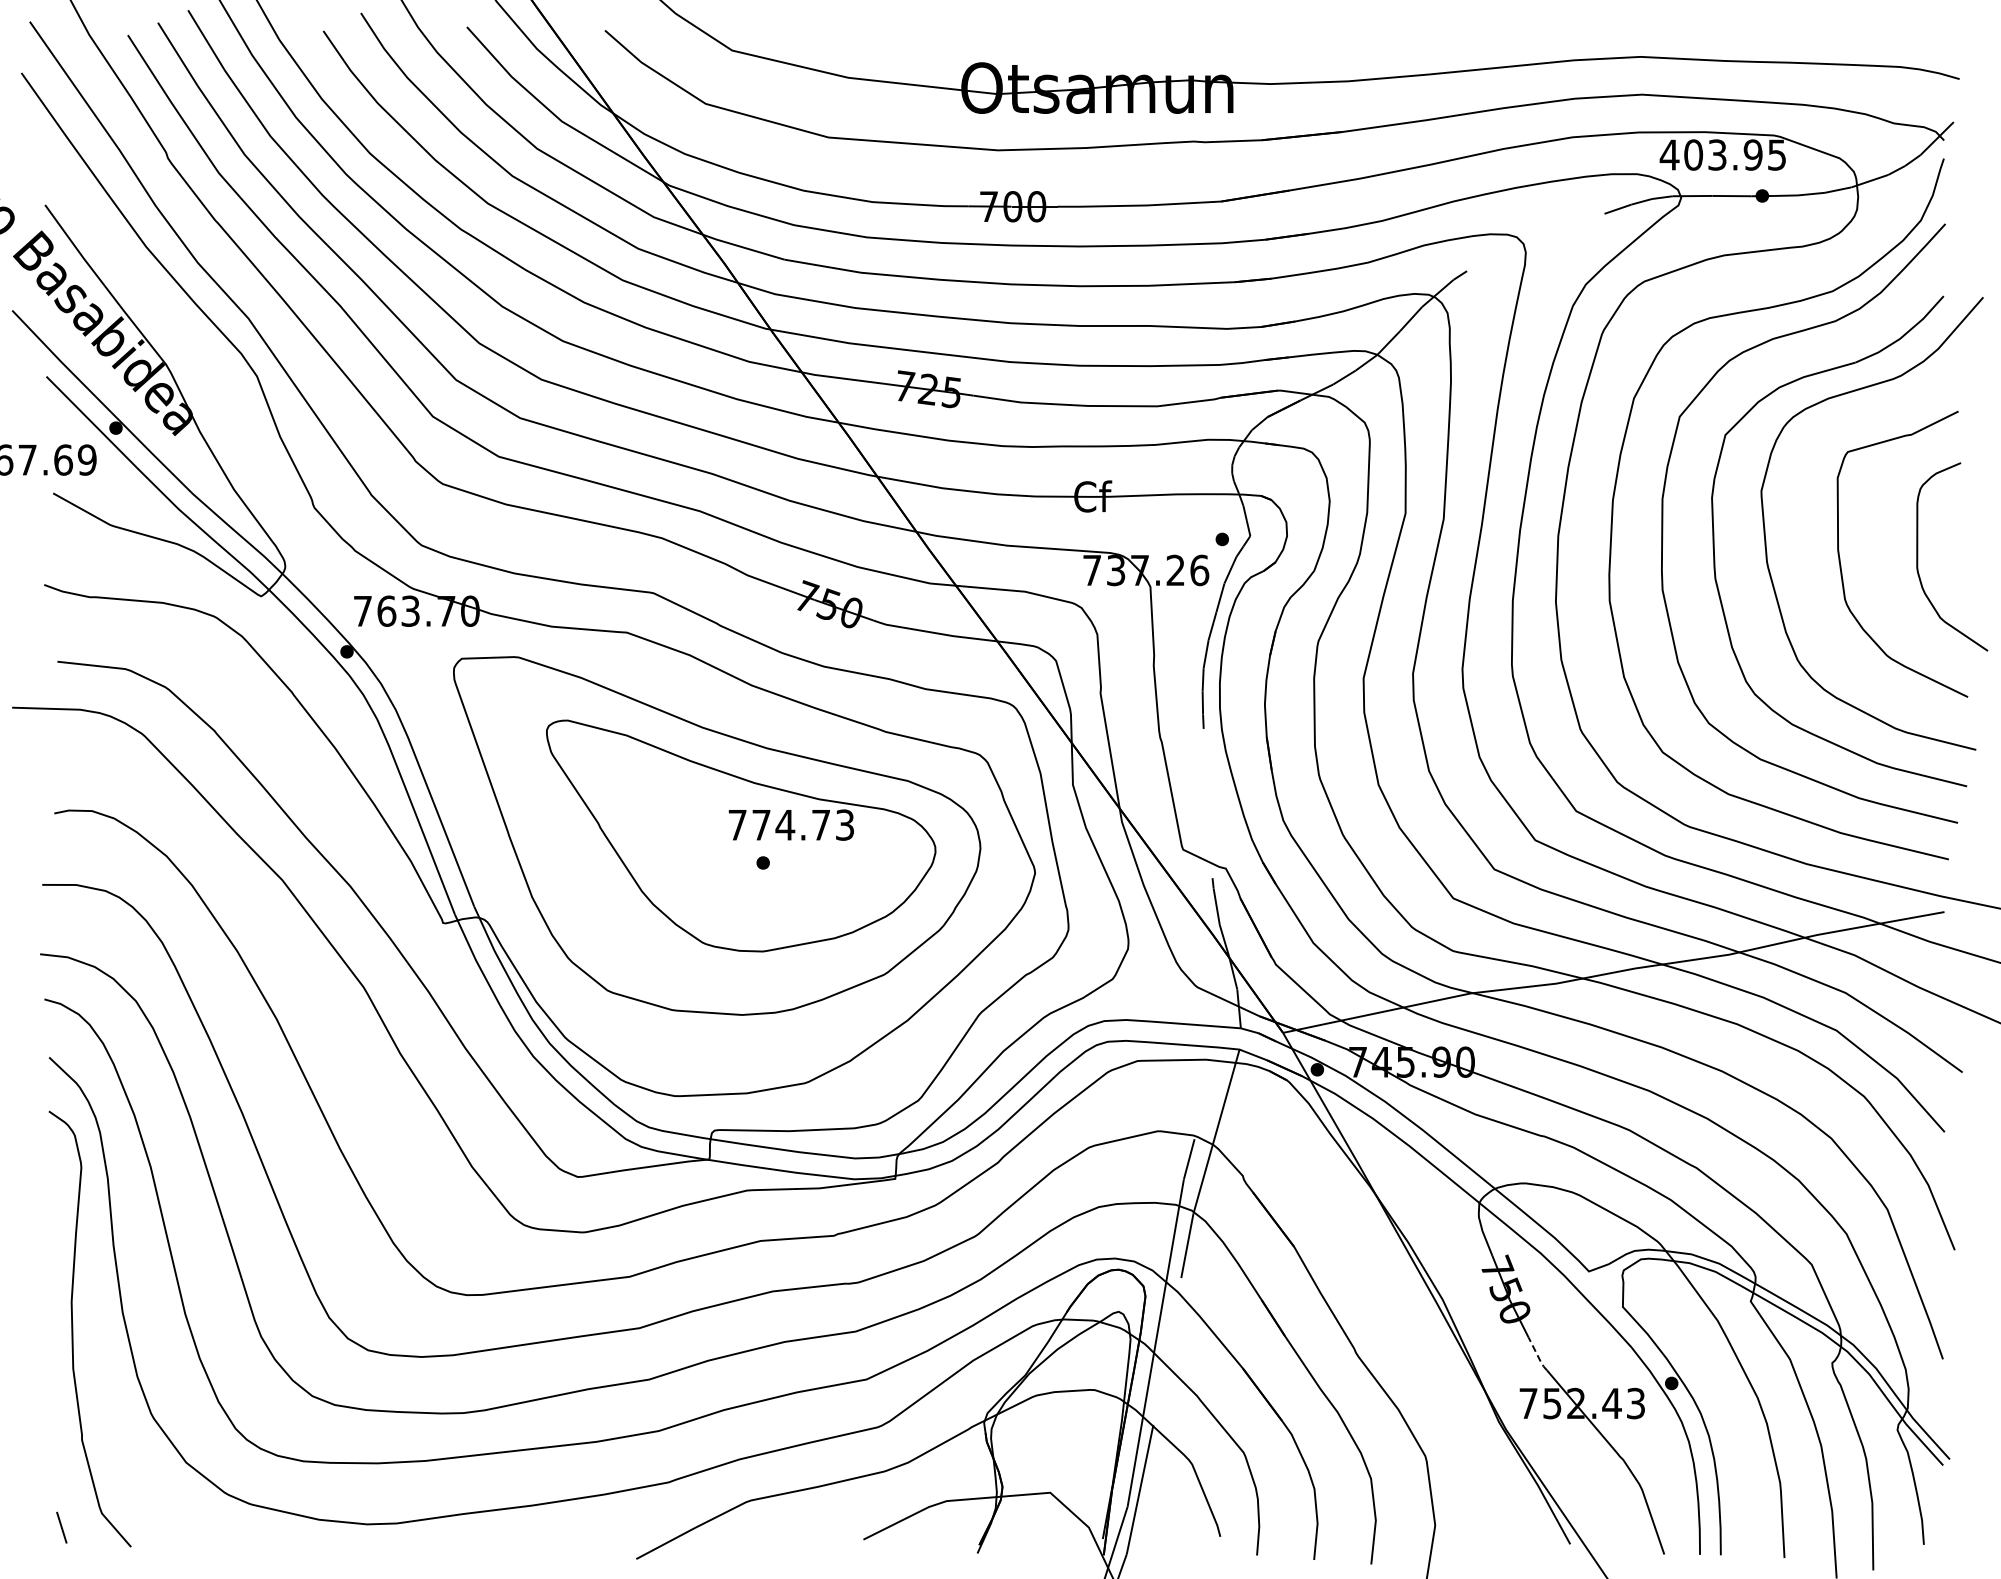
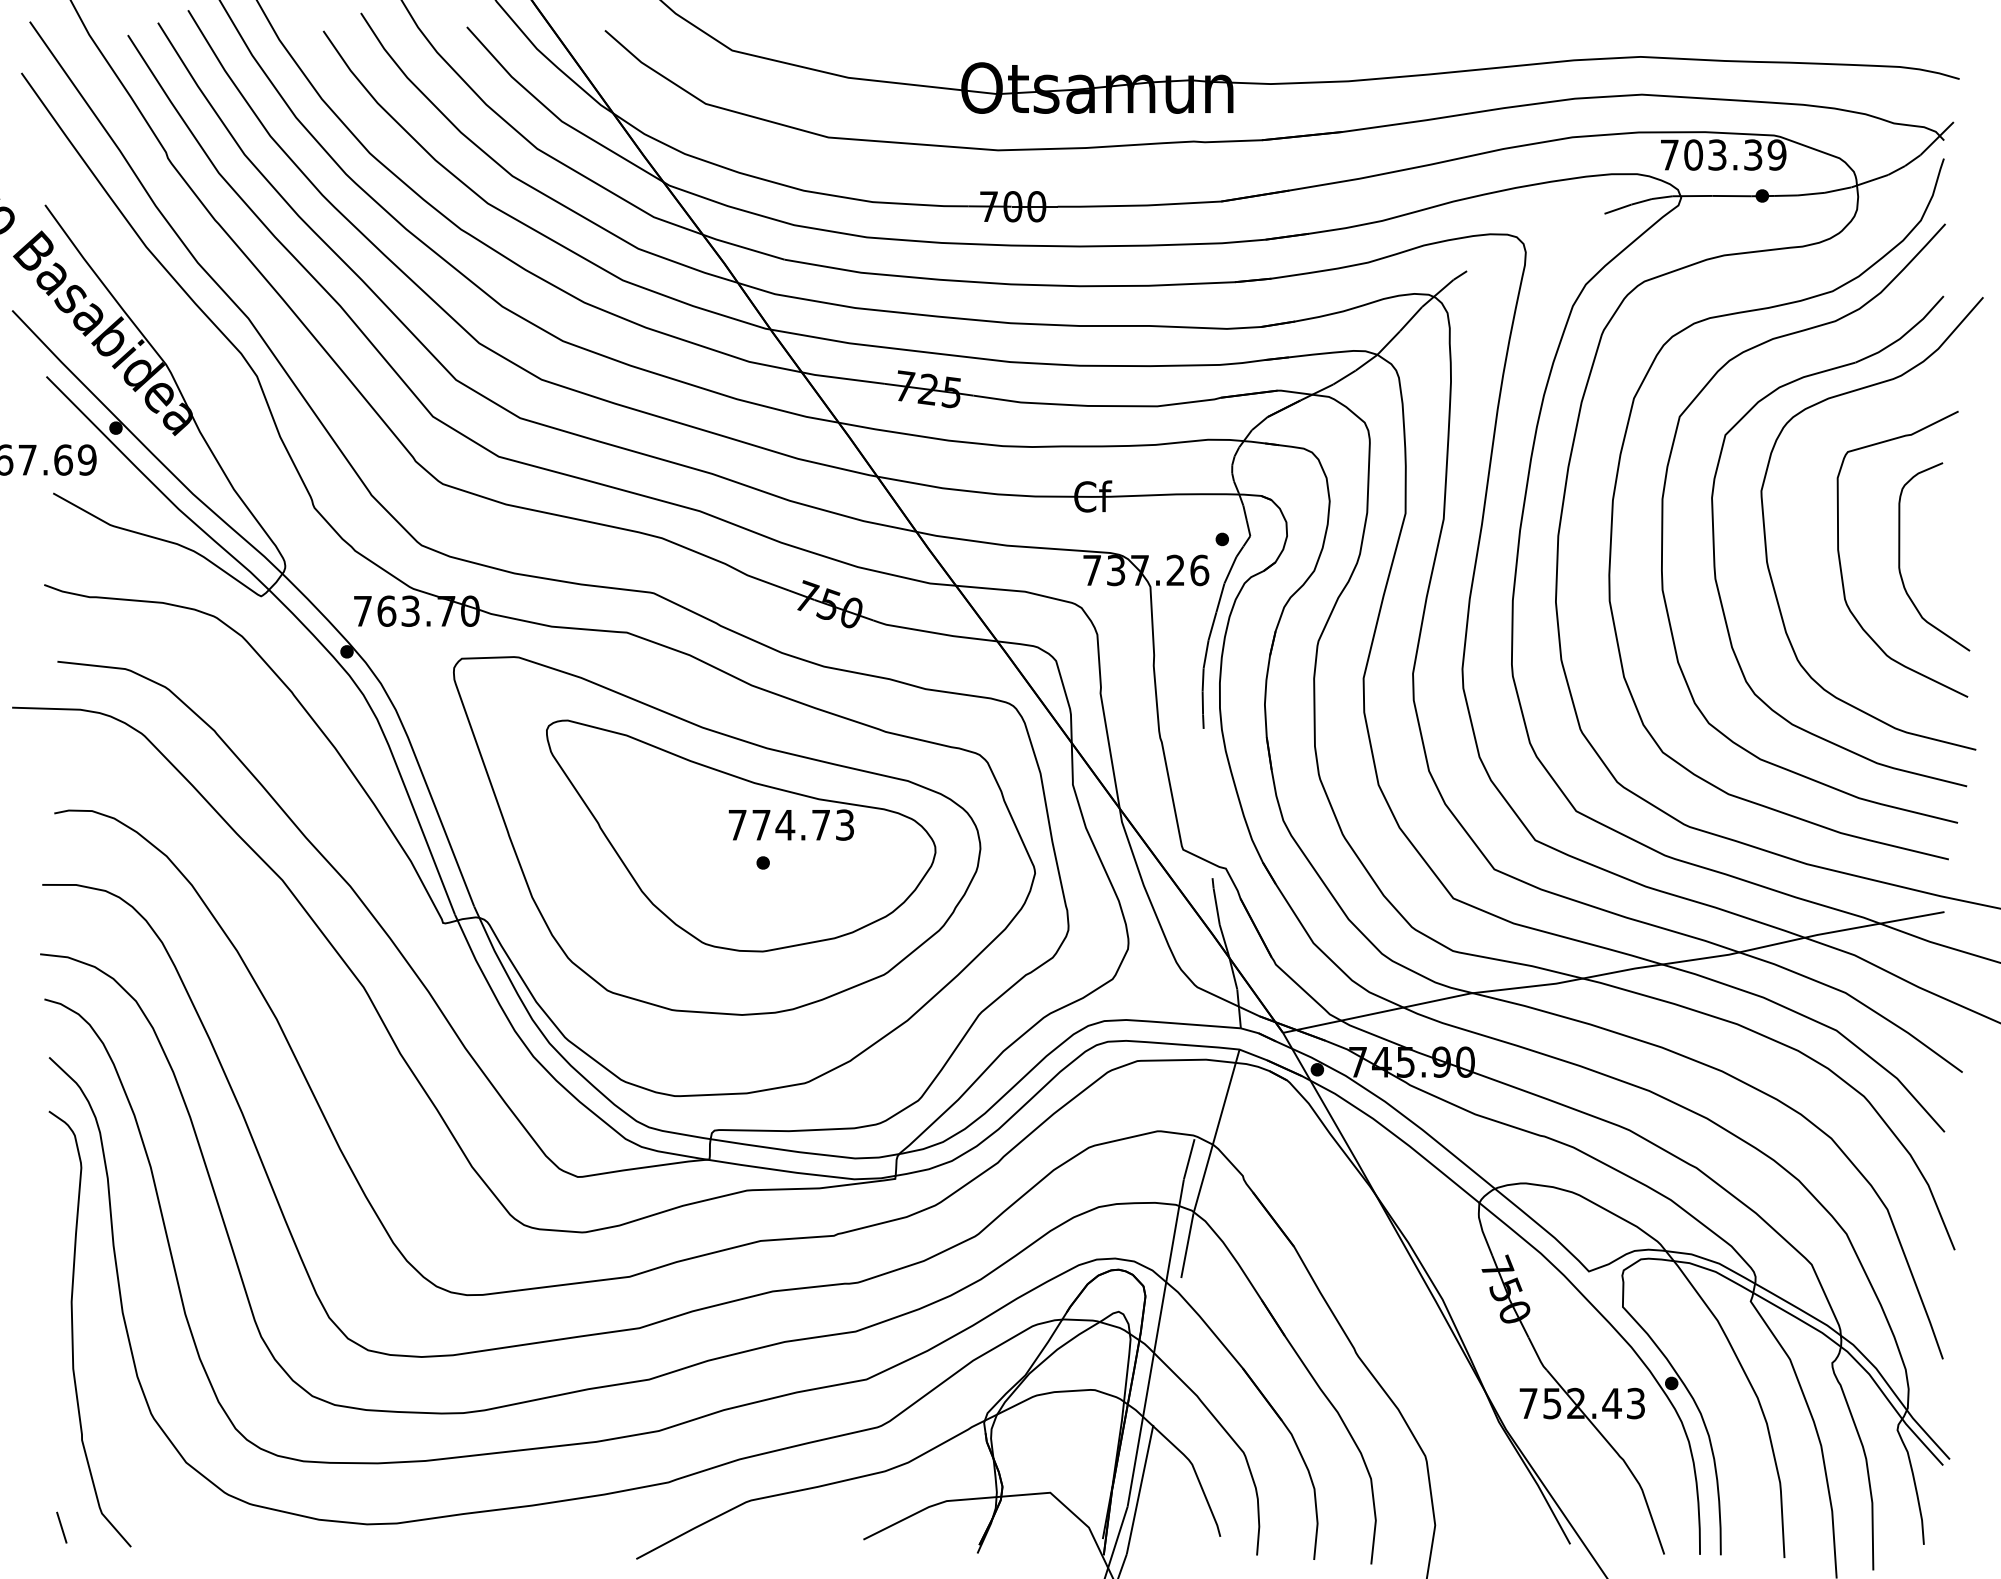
text: 403.95 -> 703.39 (1722, 154)
curve position: (1918, 556) -> (1900, 556) (1900, 556)
line: dashed -> solid (1537, 1355)
